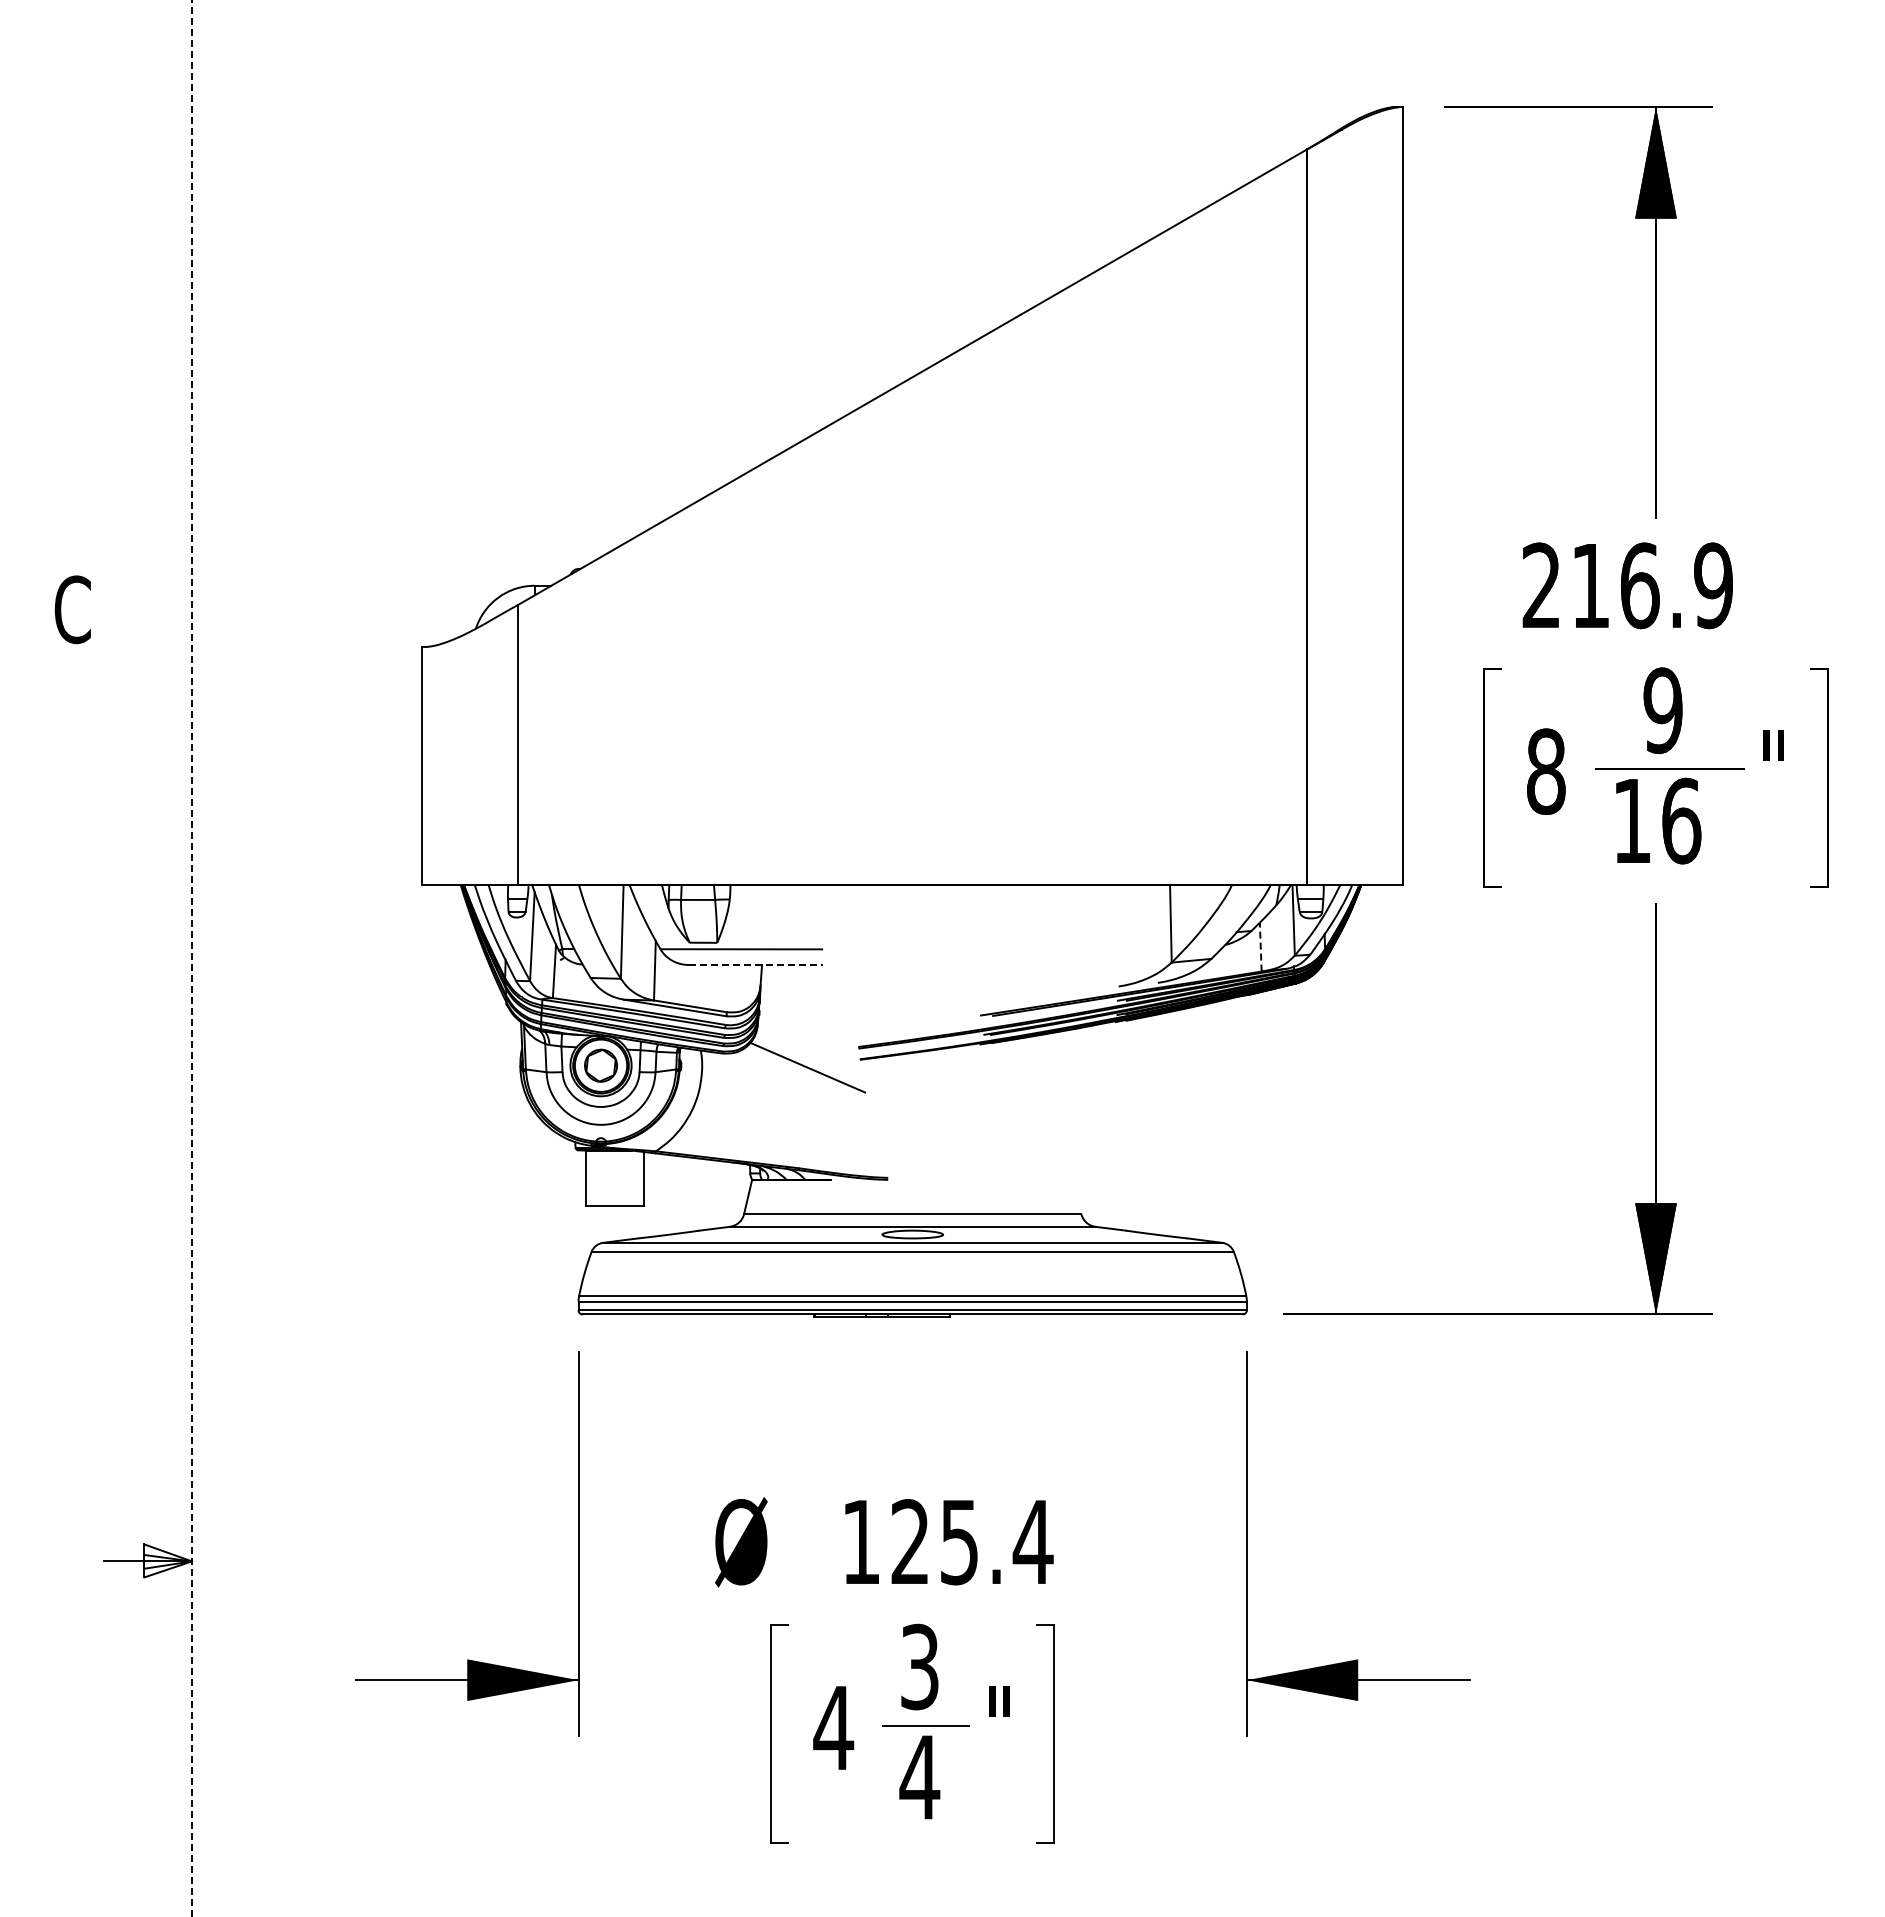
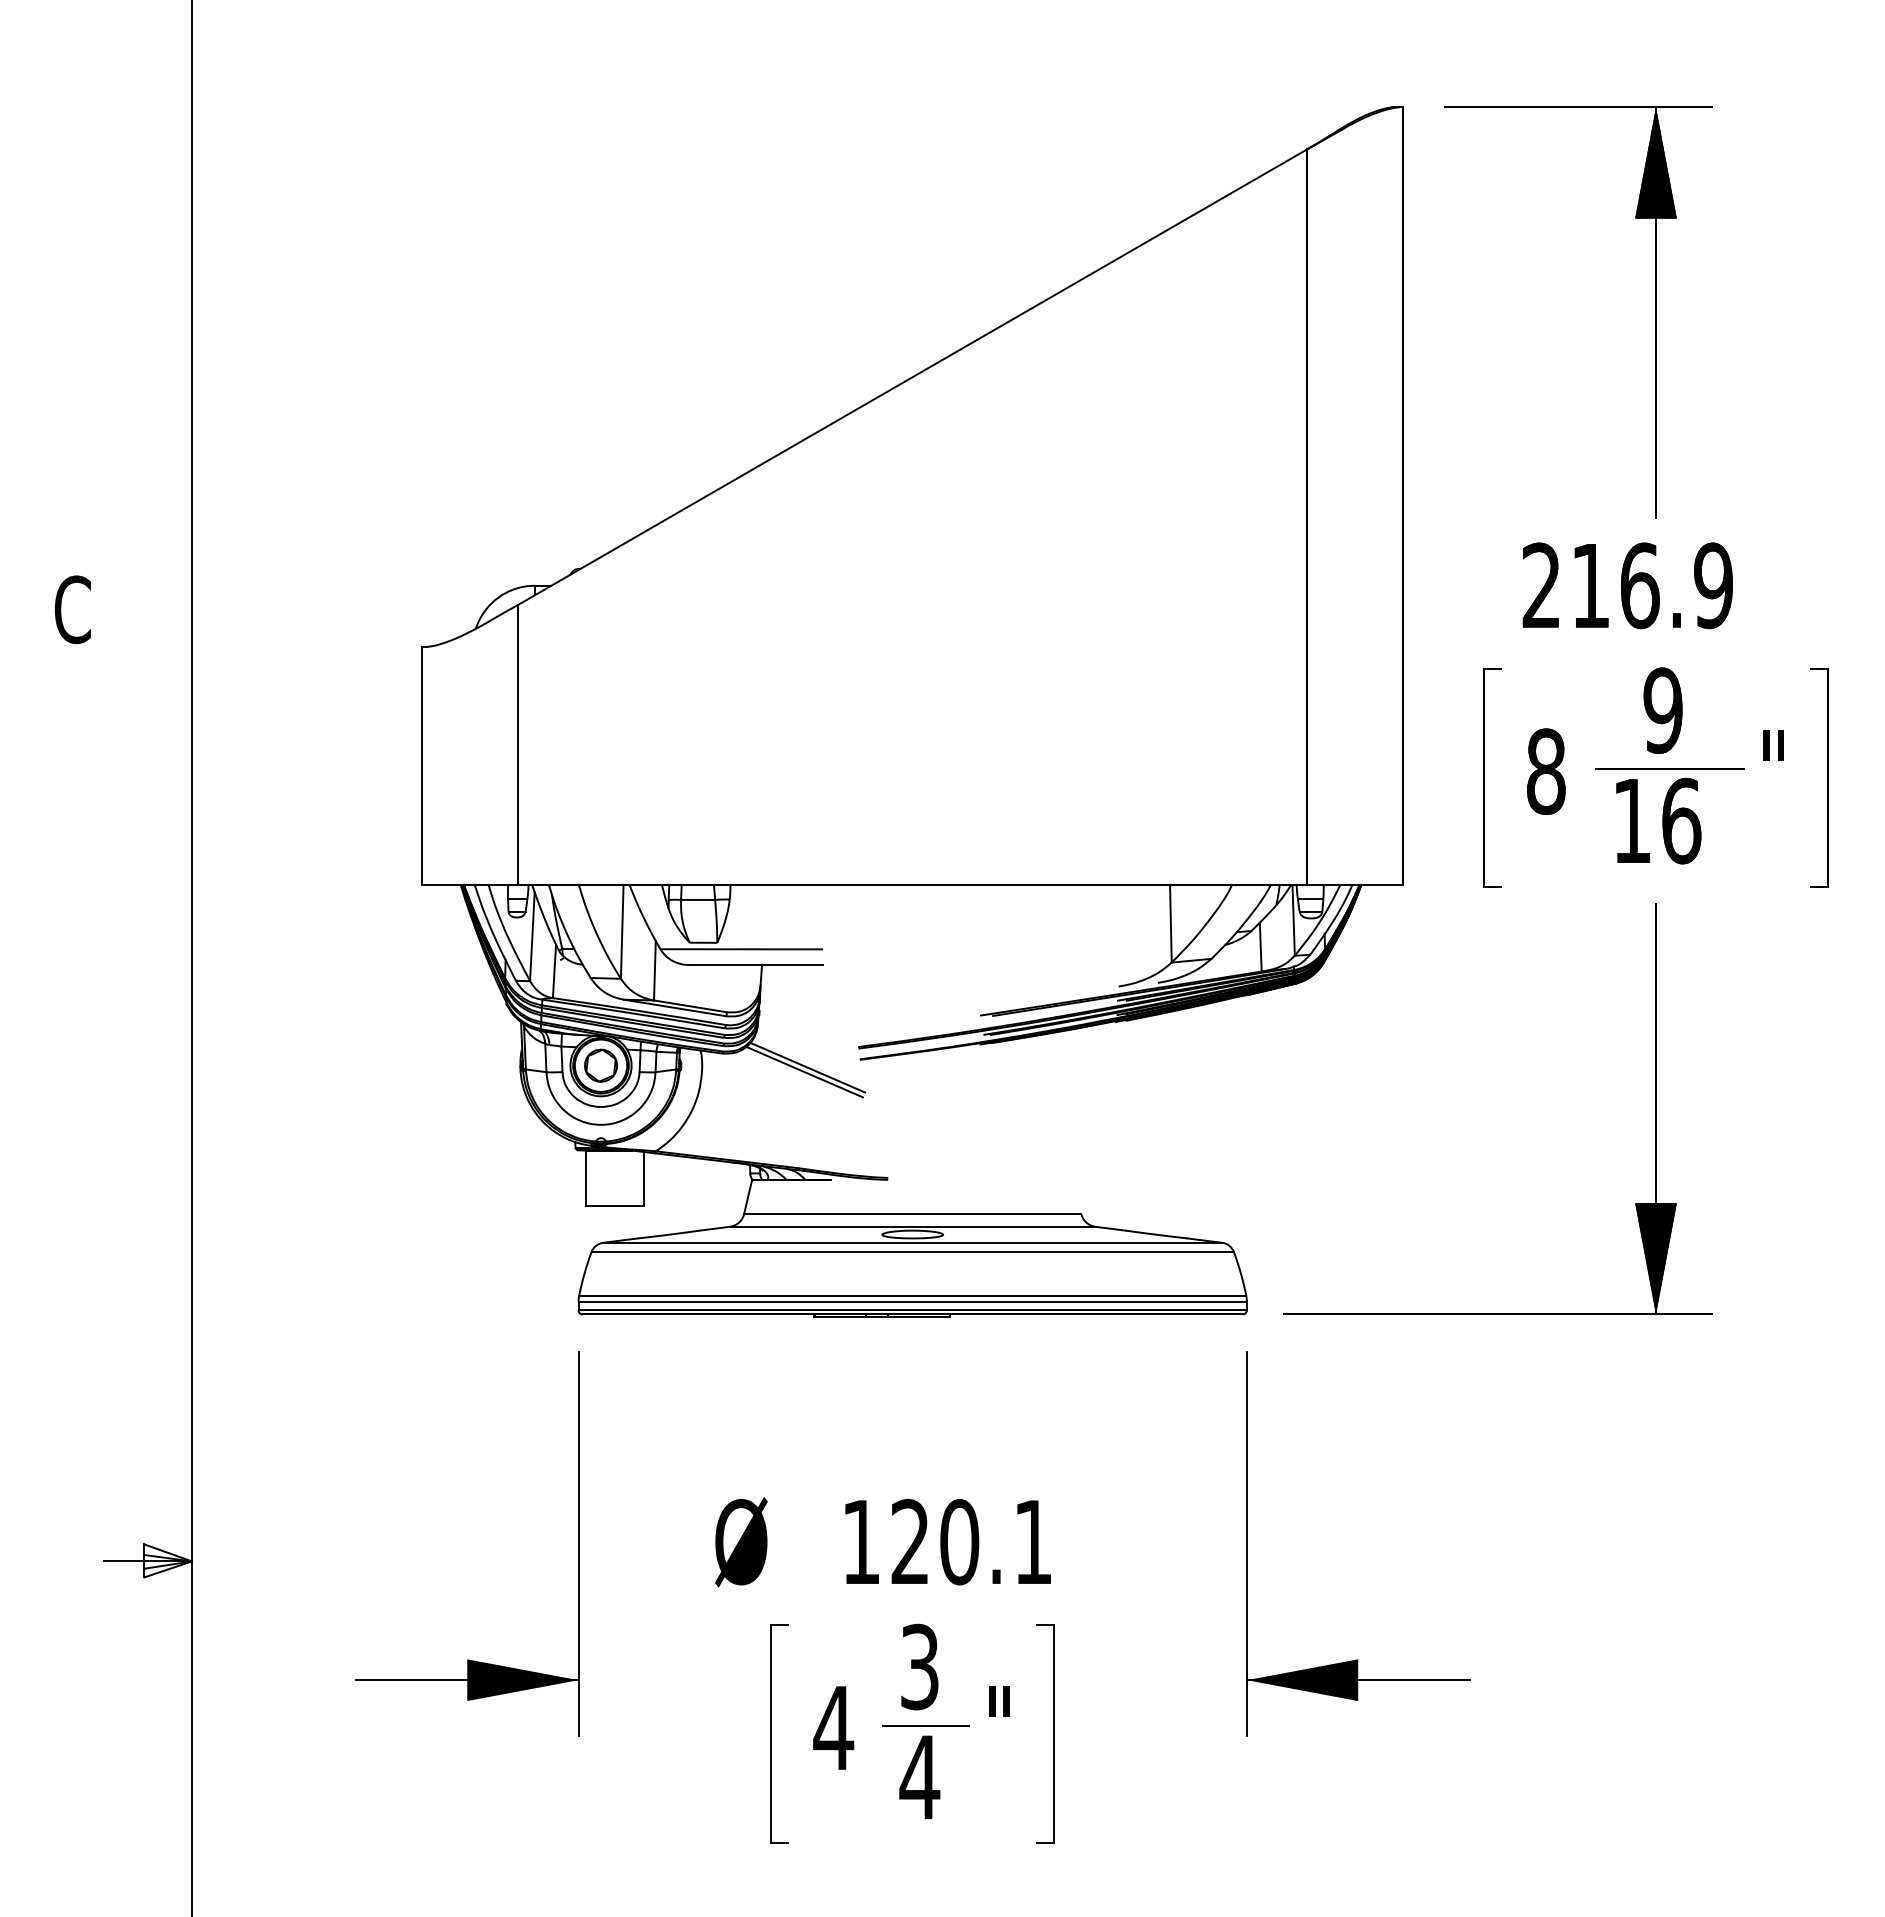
line: dashed -> solid (1260, 946)
line: dashed -> solid (191, 958)
line: dashed -> solid (756, 965)
line: none -> present (804, 1071)
text: 125.4 -> 120.1 (996, 1542)
